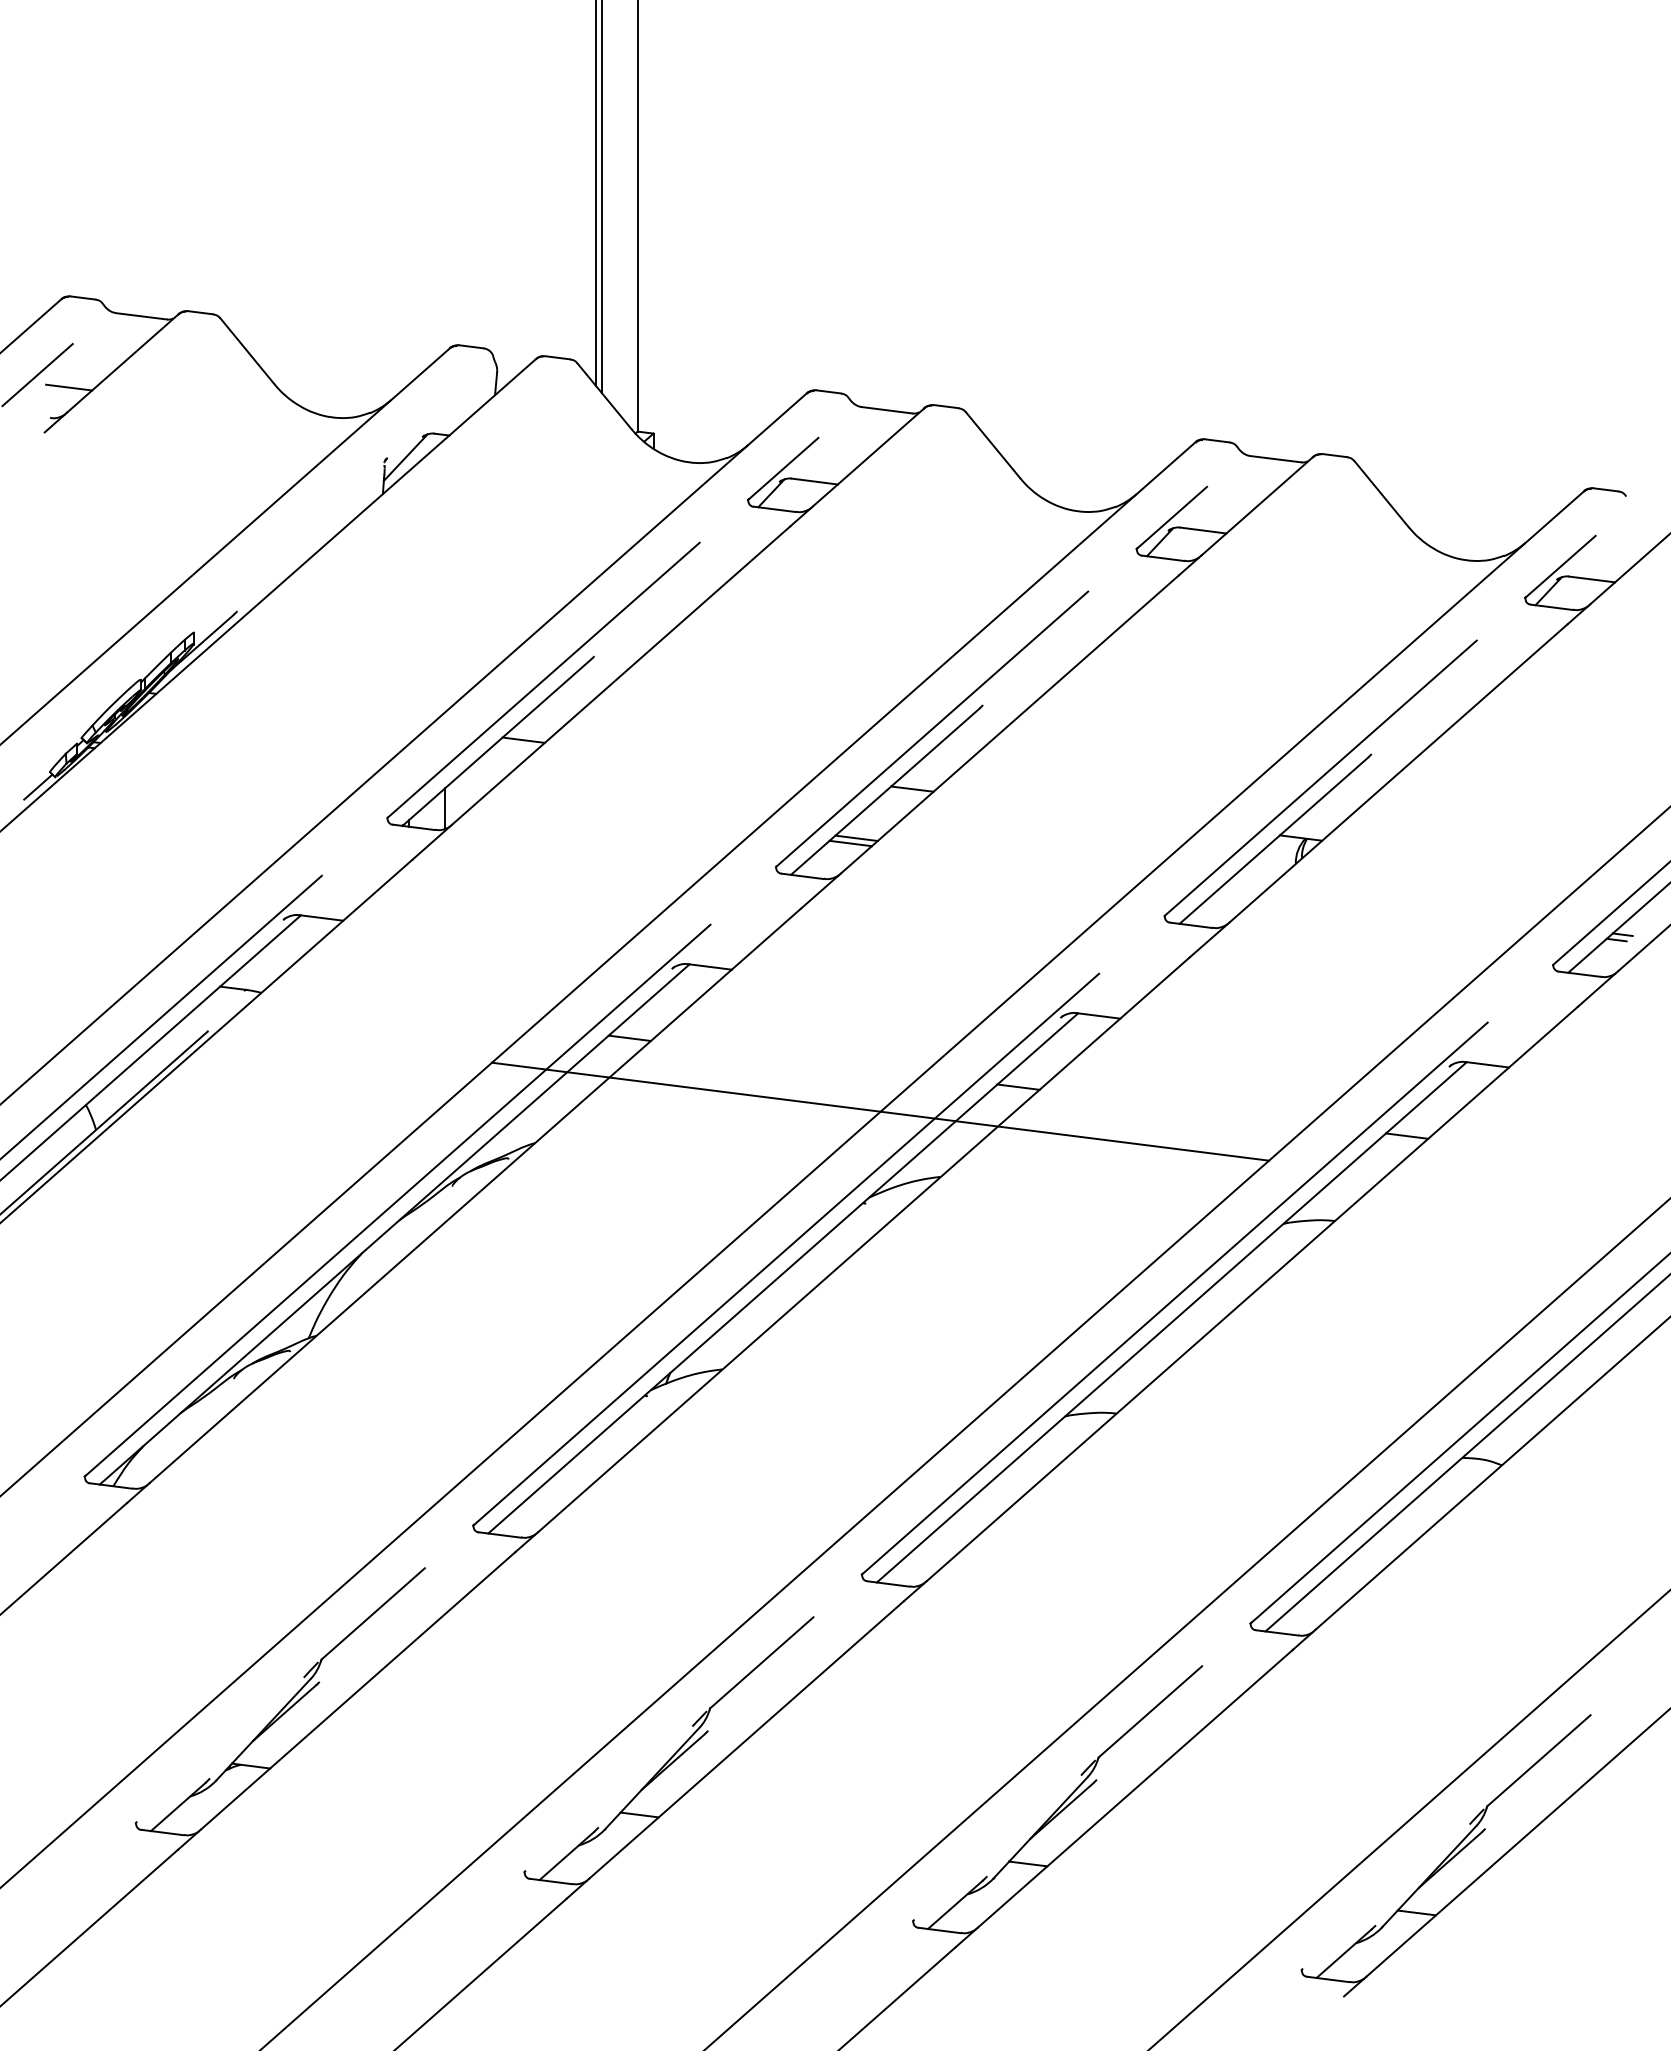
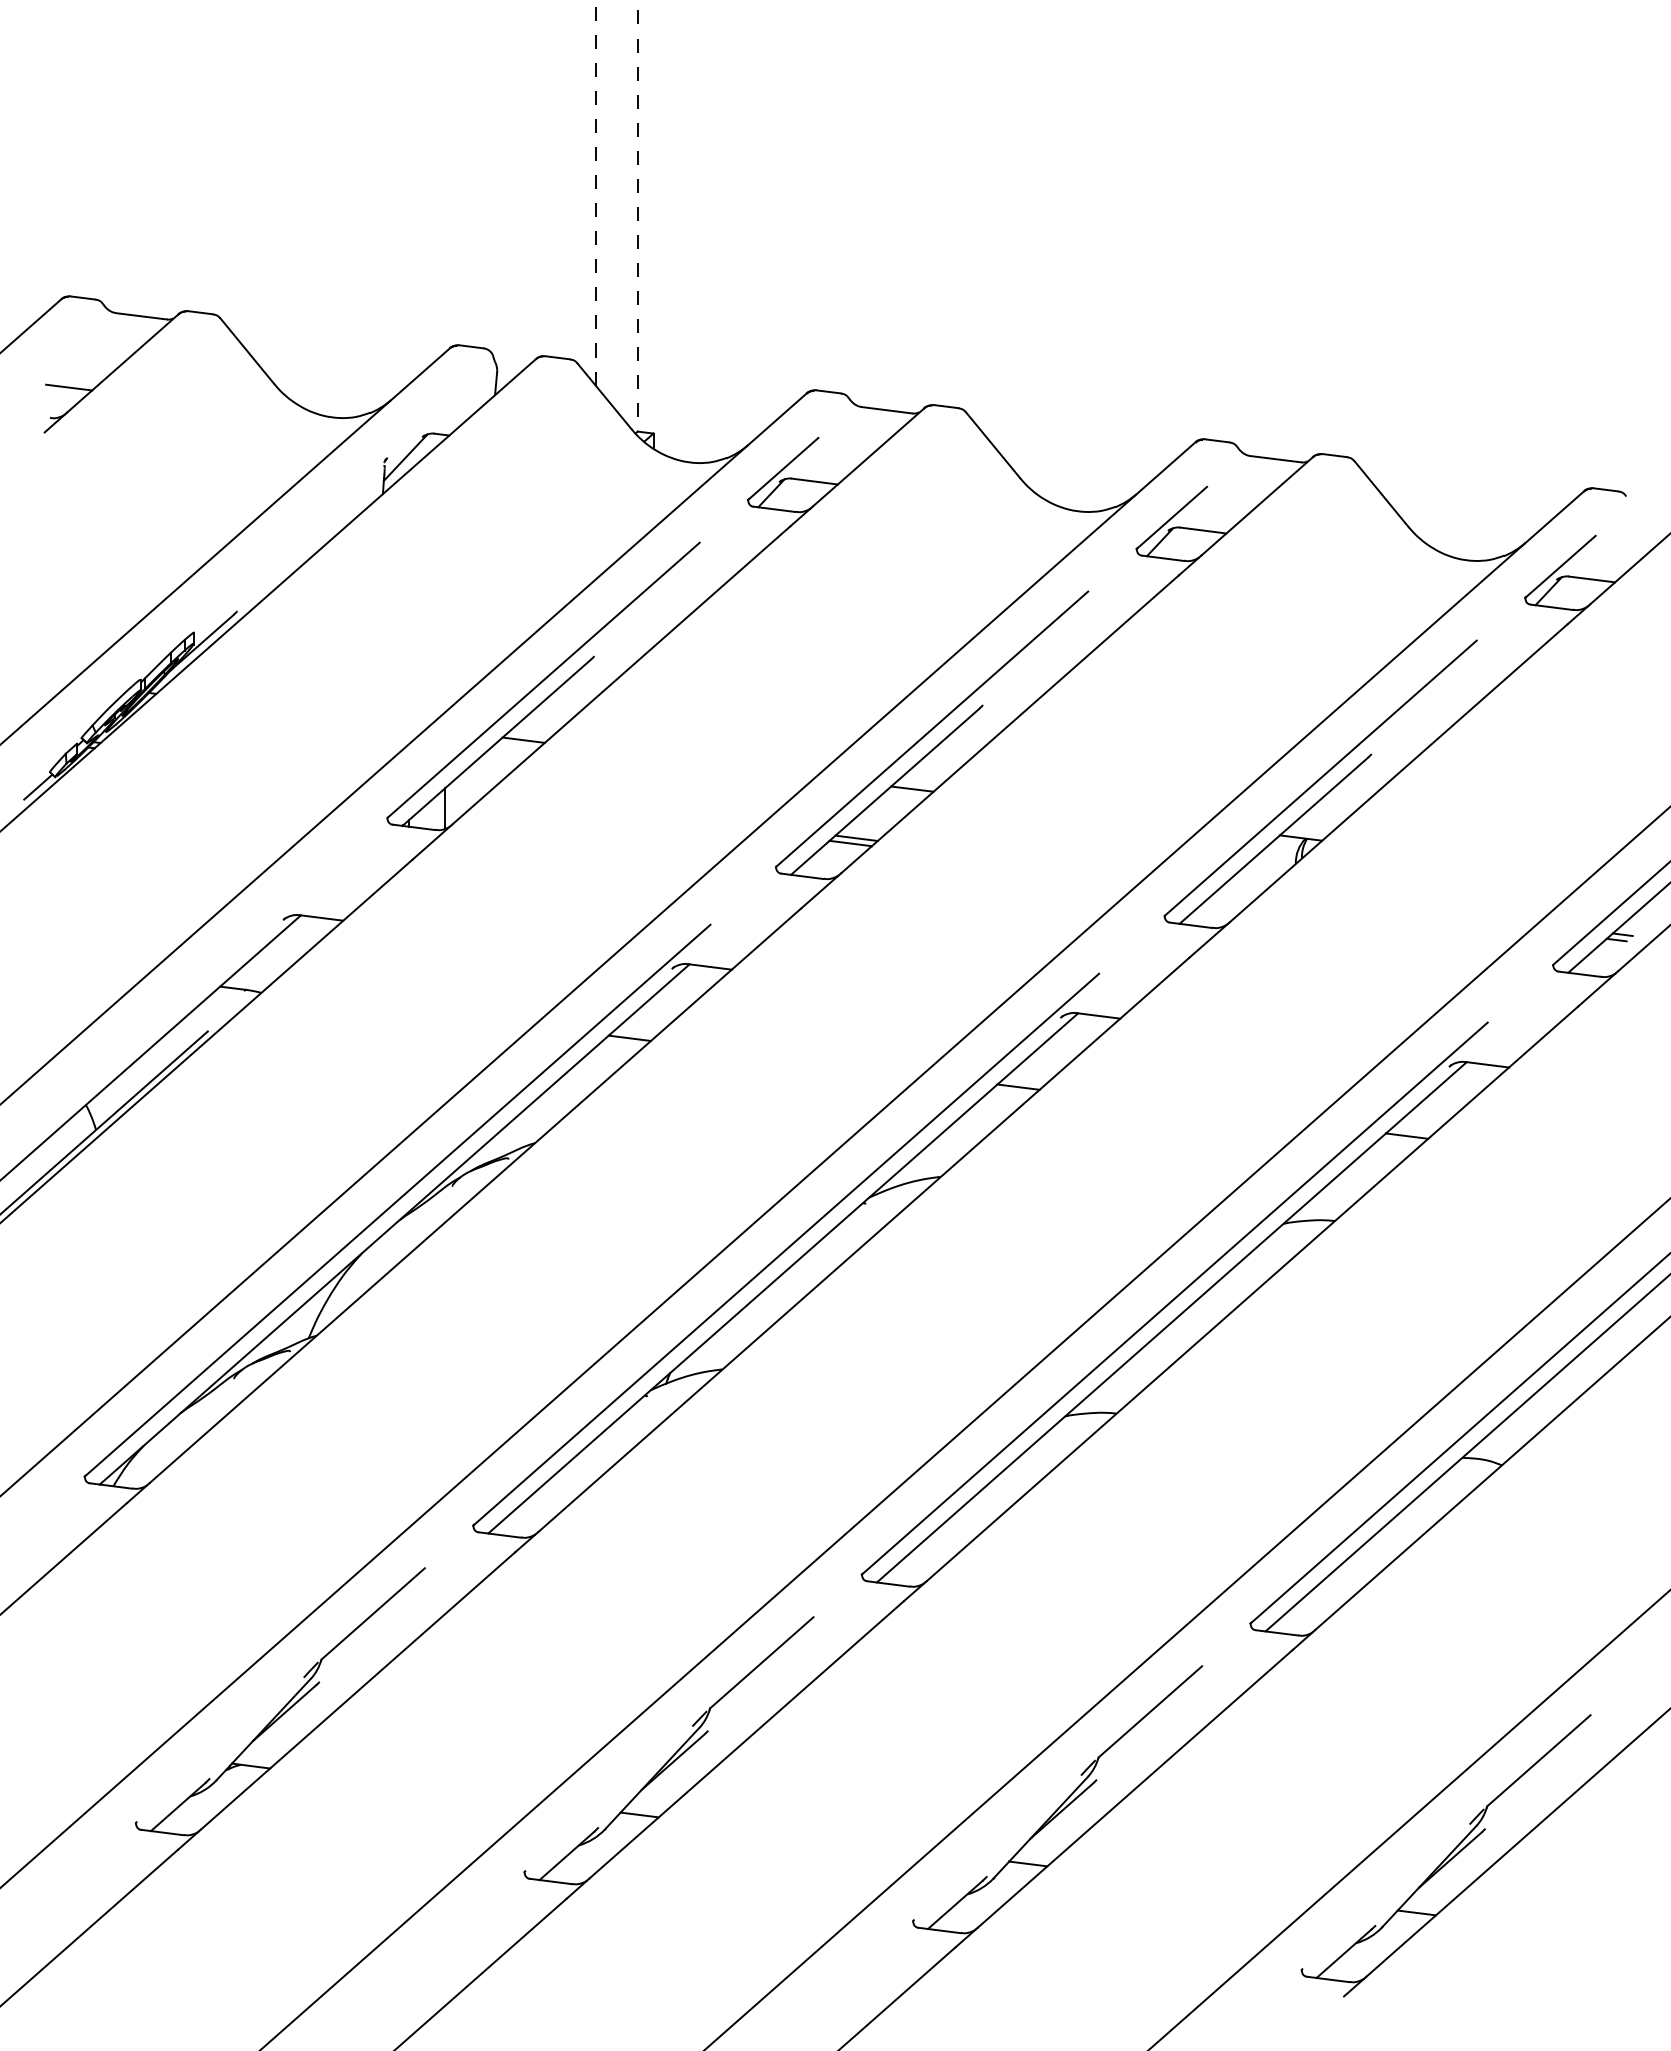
line: solid -> dashed (595, 192)
line: present -> none (601, 197)
line: solid -> dashed (637, 216)
line: present -> none (37, 375)
line: present -> none (161, 1016)
line: present -> none (880, 1111)
